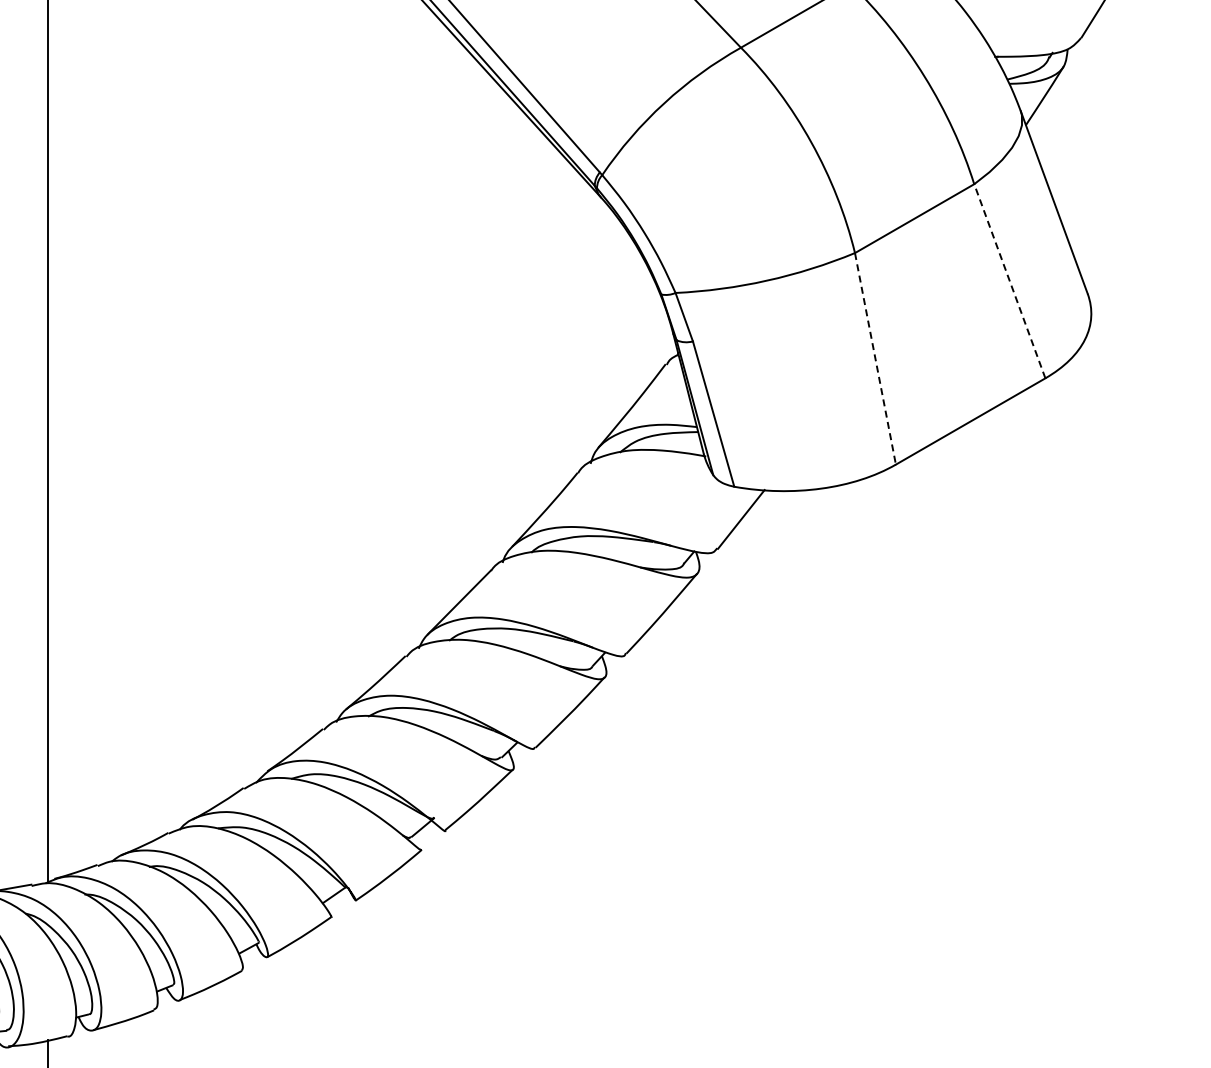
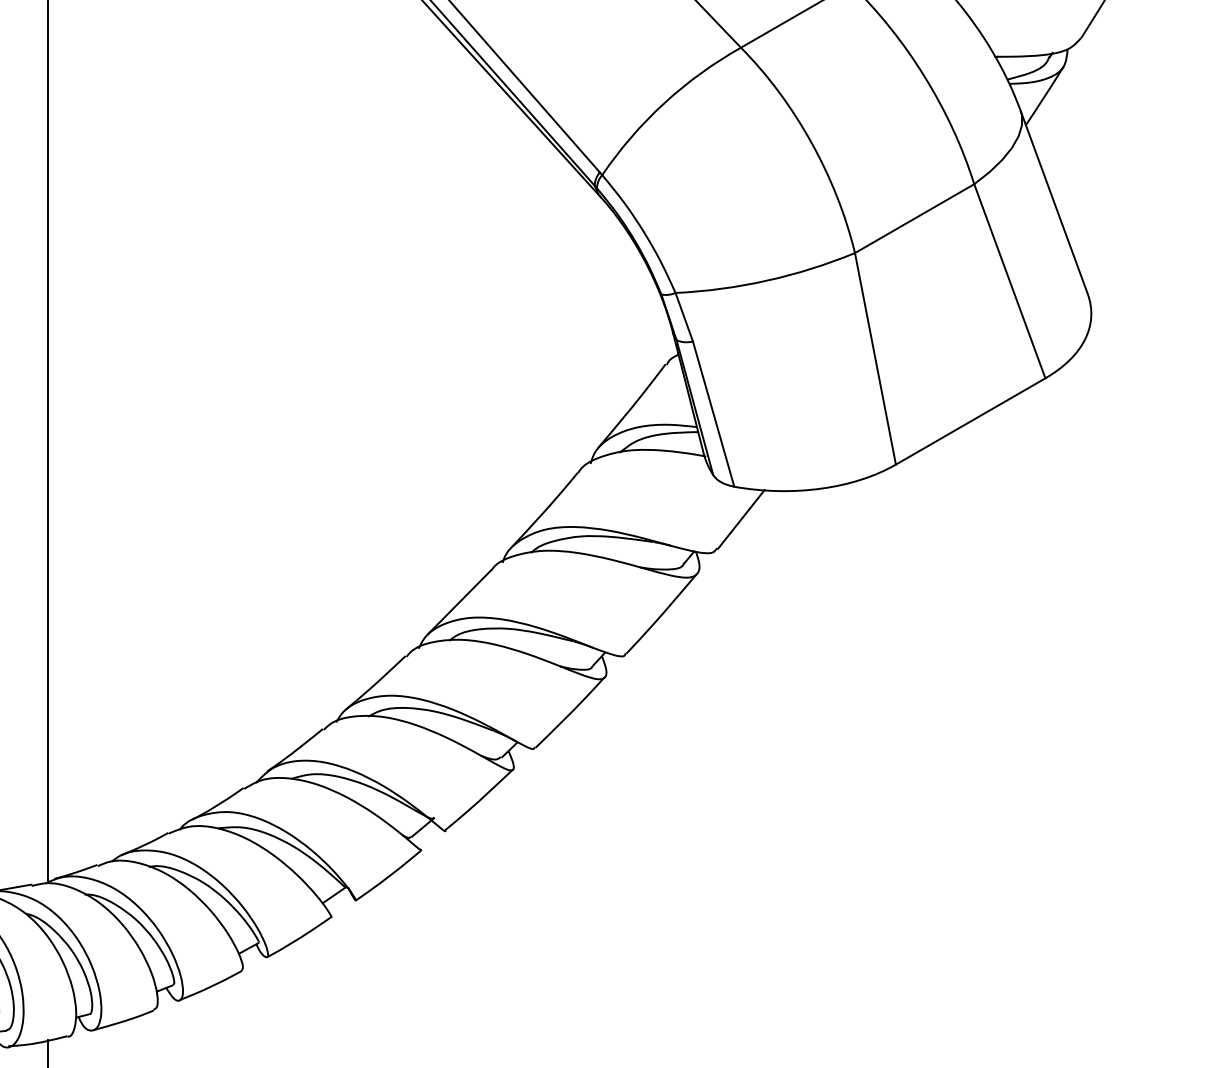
line: dashed -> solid (1009, 280)
line: dashed -> solid (875, 358)
